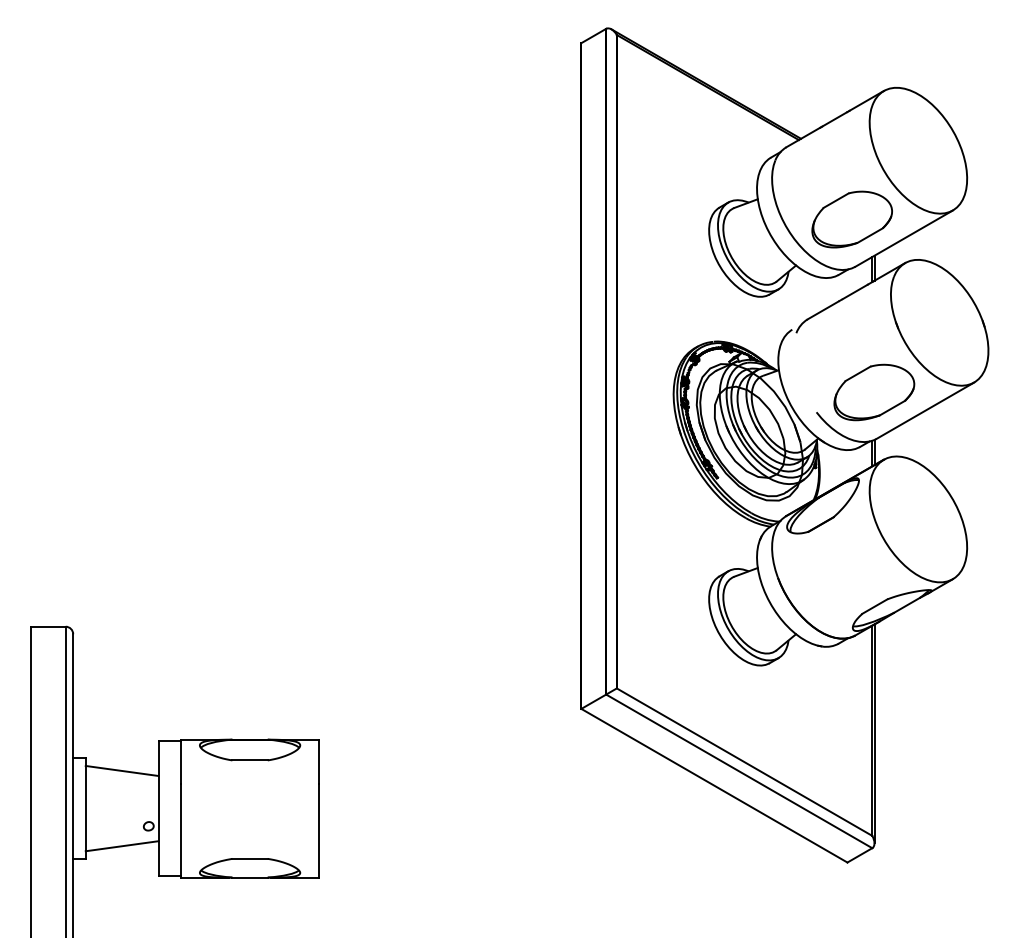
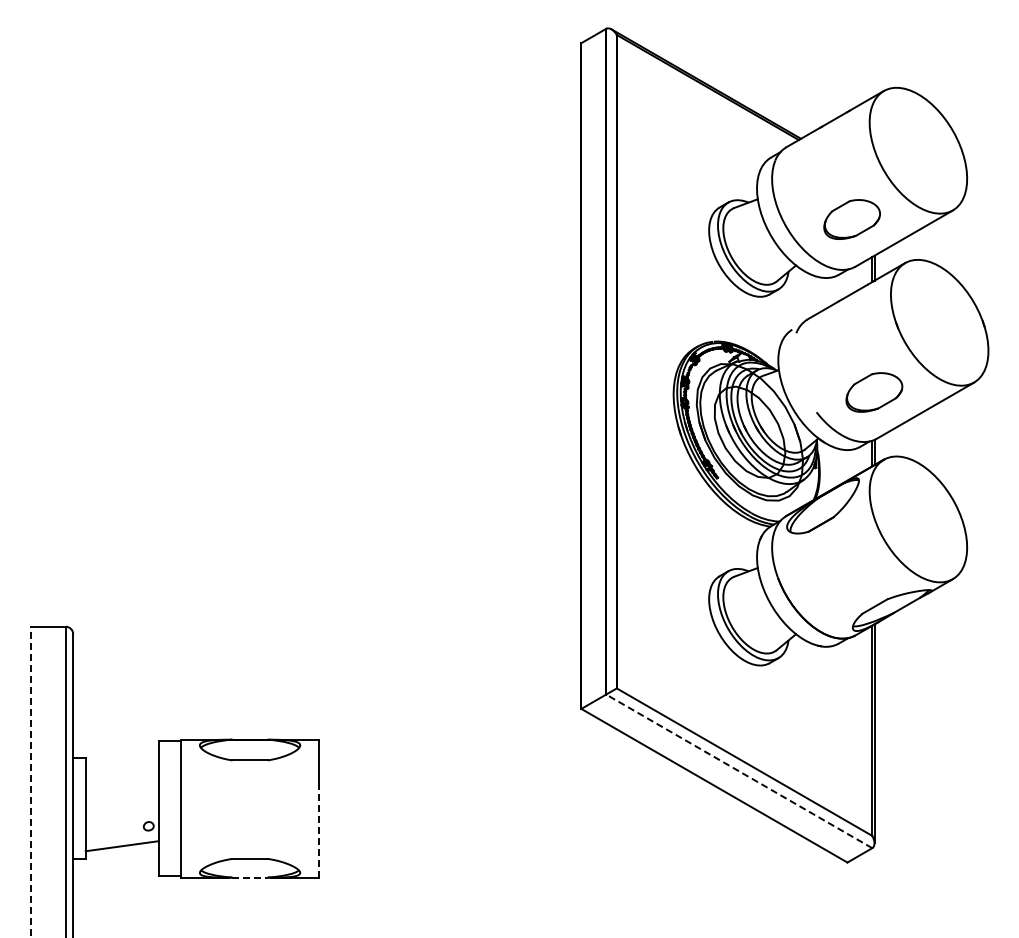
part size: 82x59 px -> 58x41 px (851, 219)
part size: 83x59 px -> 59x41 px (874, 392)
line: present -> none (121, 770)
line: solid -> dashed (739, 771)
line: solid -> dashed (30, 781)
line: solid -> dashed (319, 830)
line: solid -> dashed (250, 877)
